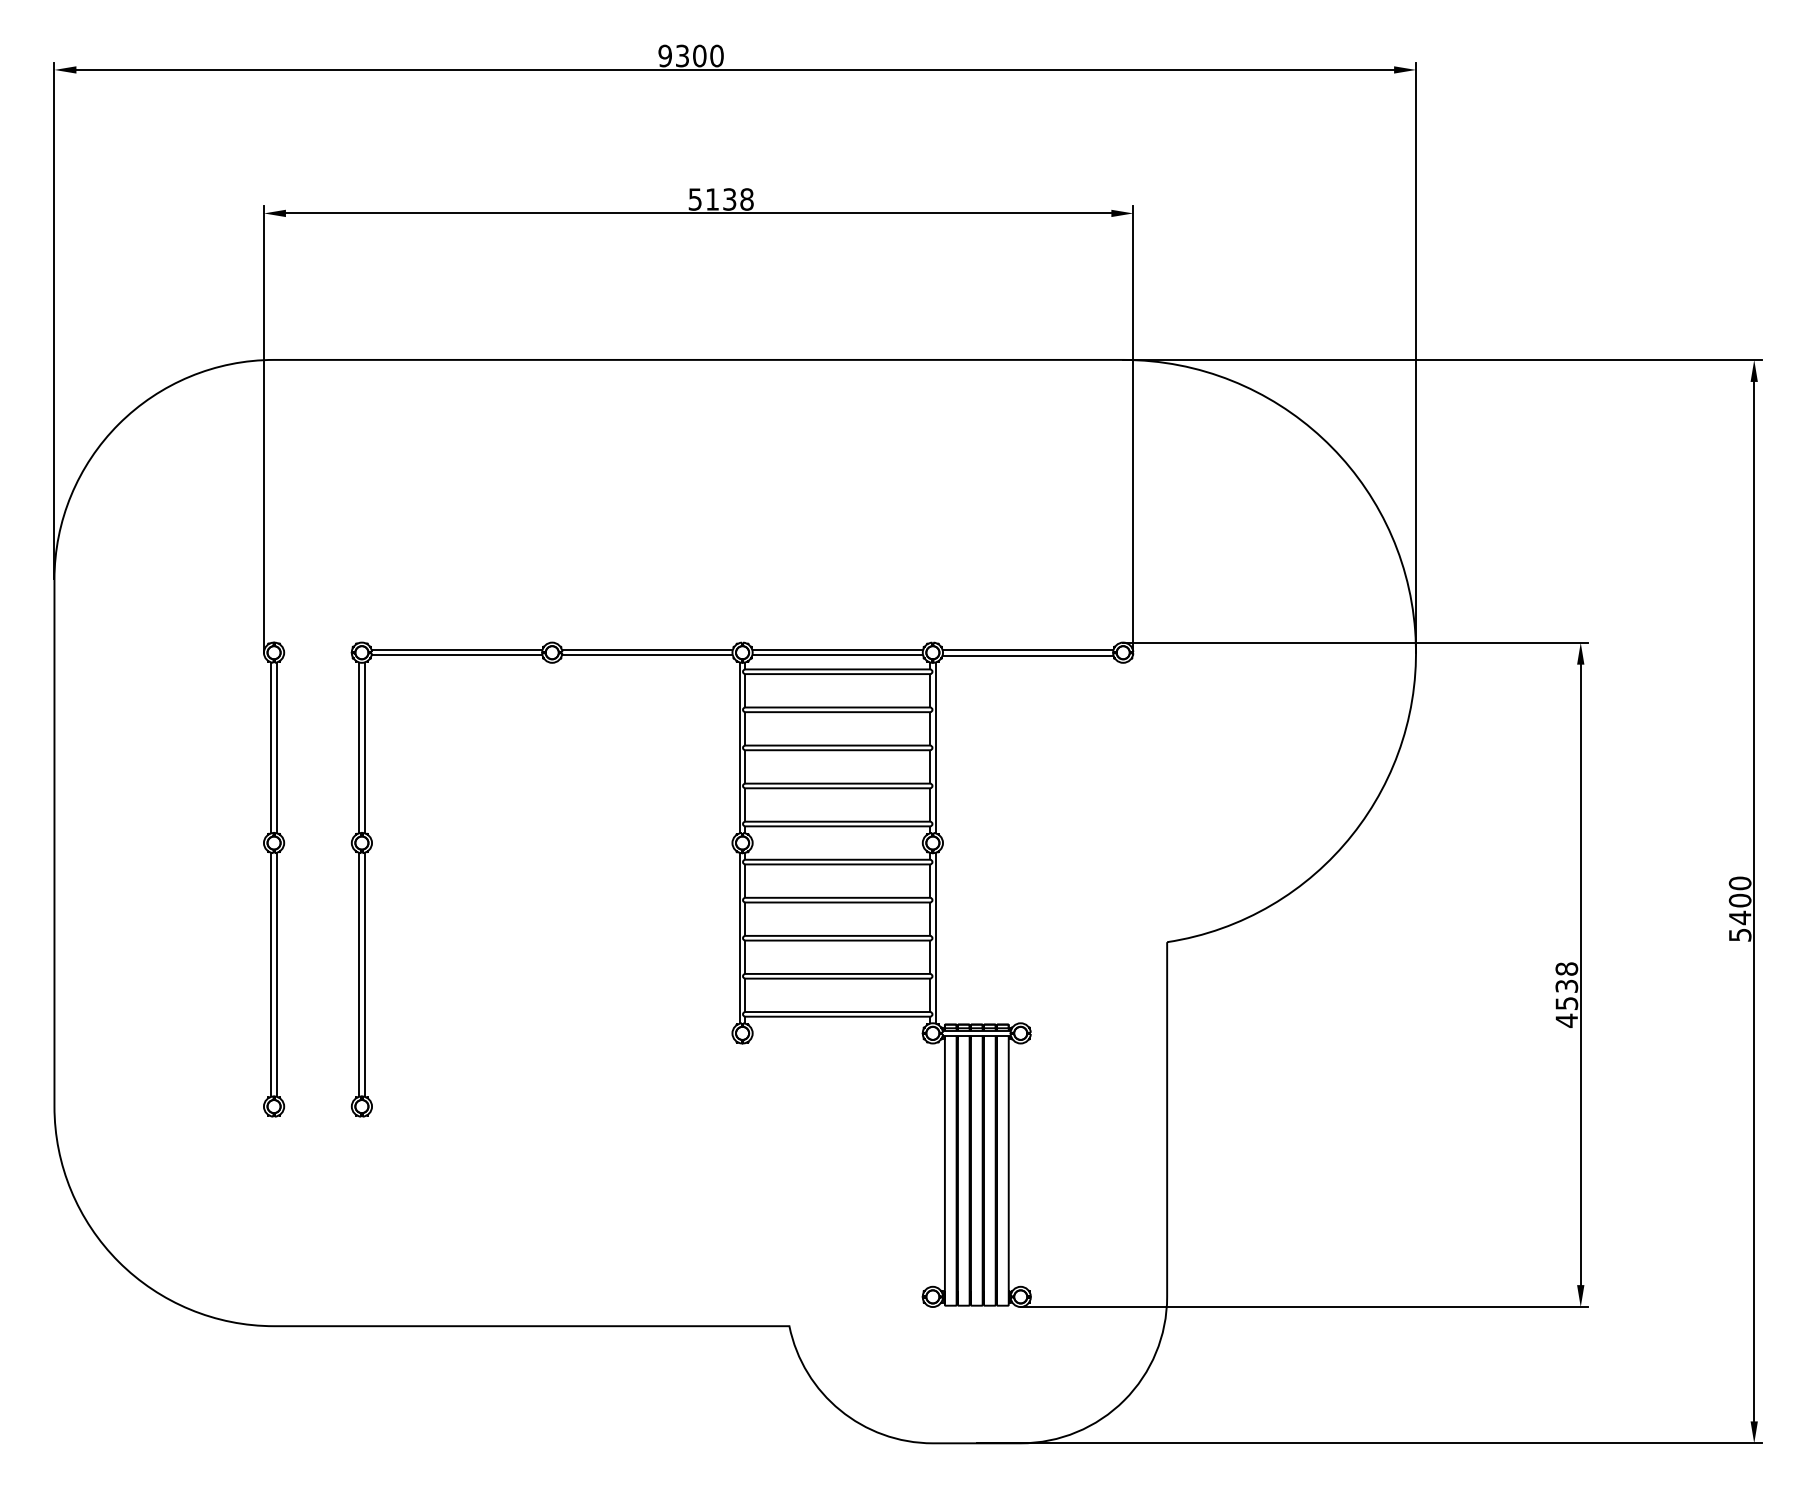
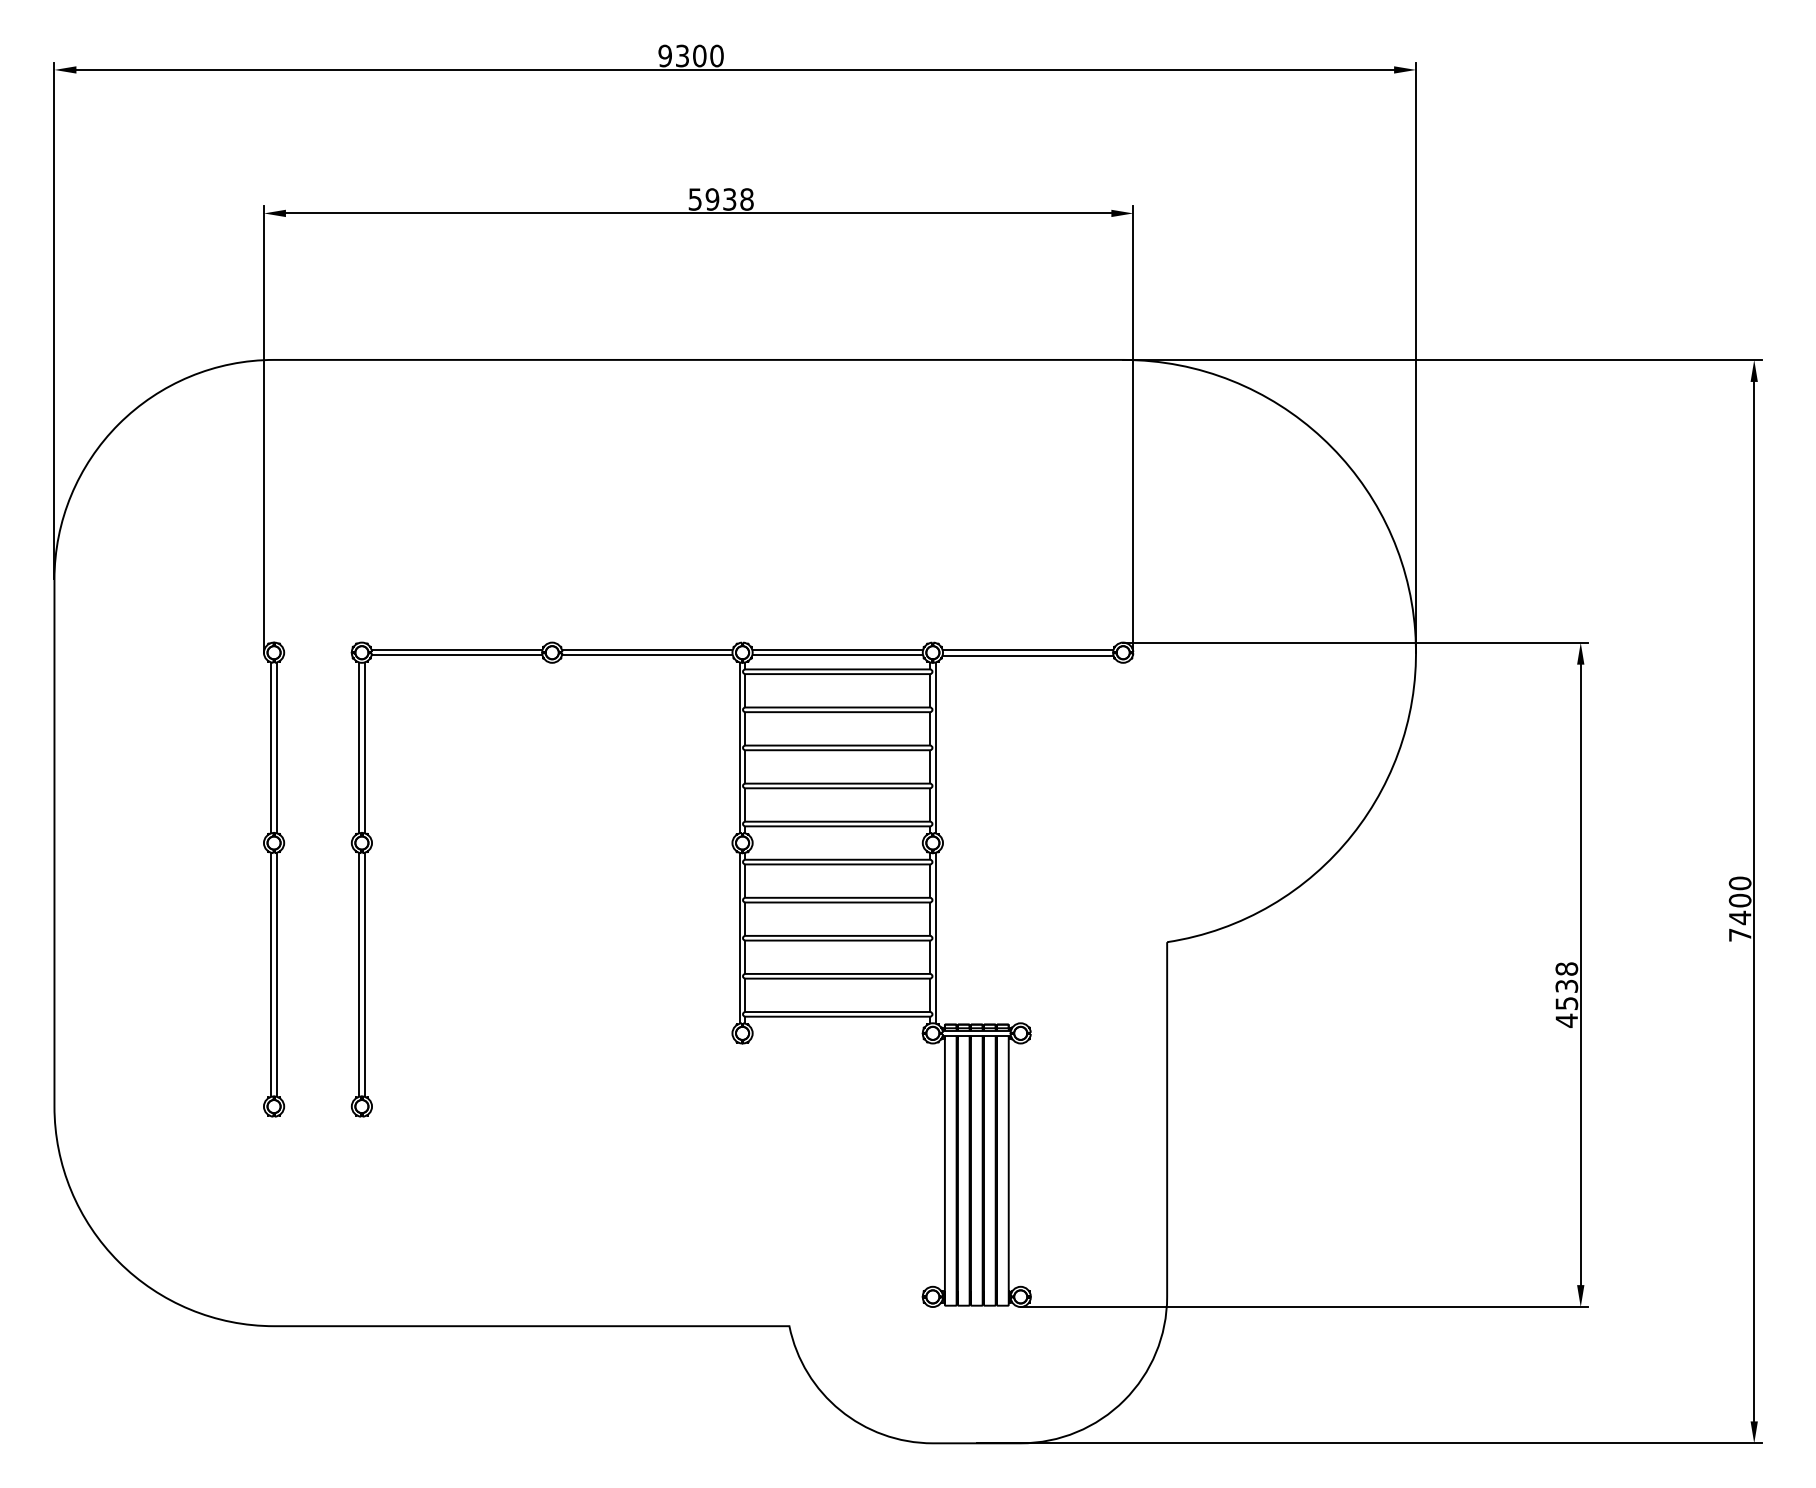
text: 5138 -> 5938 (712, 199)
text: 5400 -> 7400 (1740, 934)
